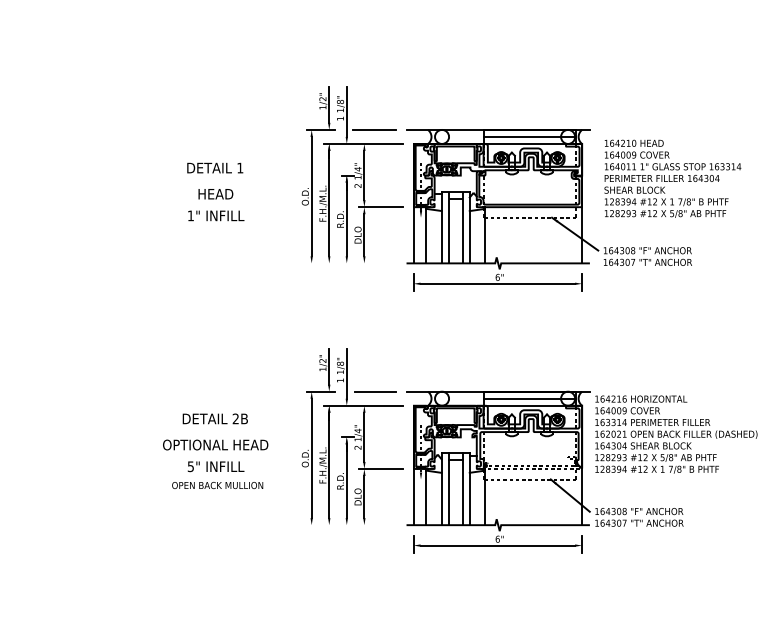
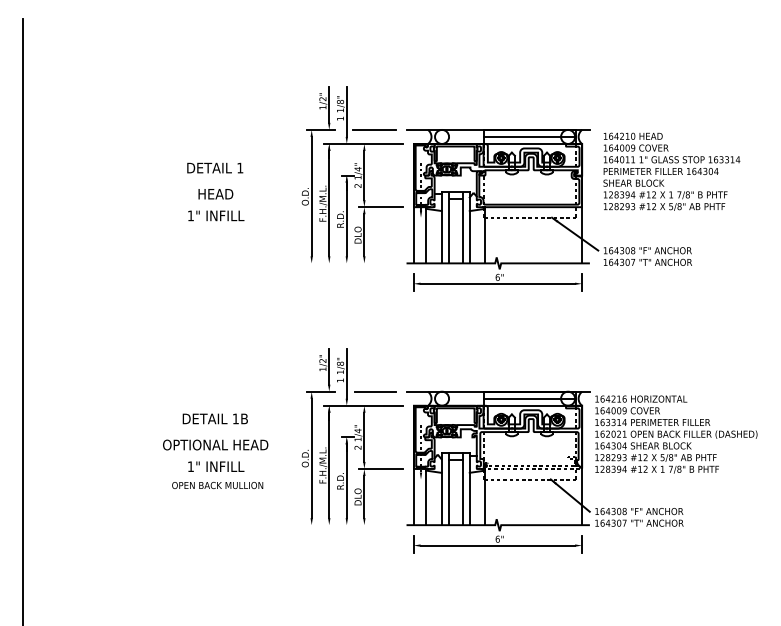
text position: (672, 178) -> (671, 171) (671, 171)
line: none -> present (23, 320)
text: 2B -> 1B (235, 418)
text: 5" -> 1" (190, 466)
